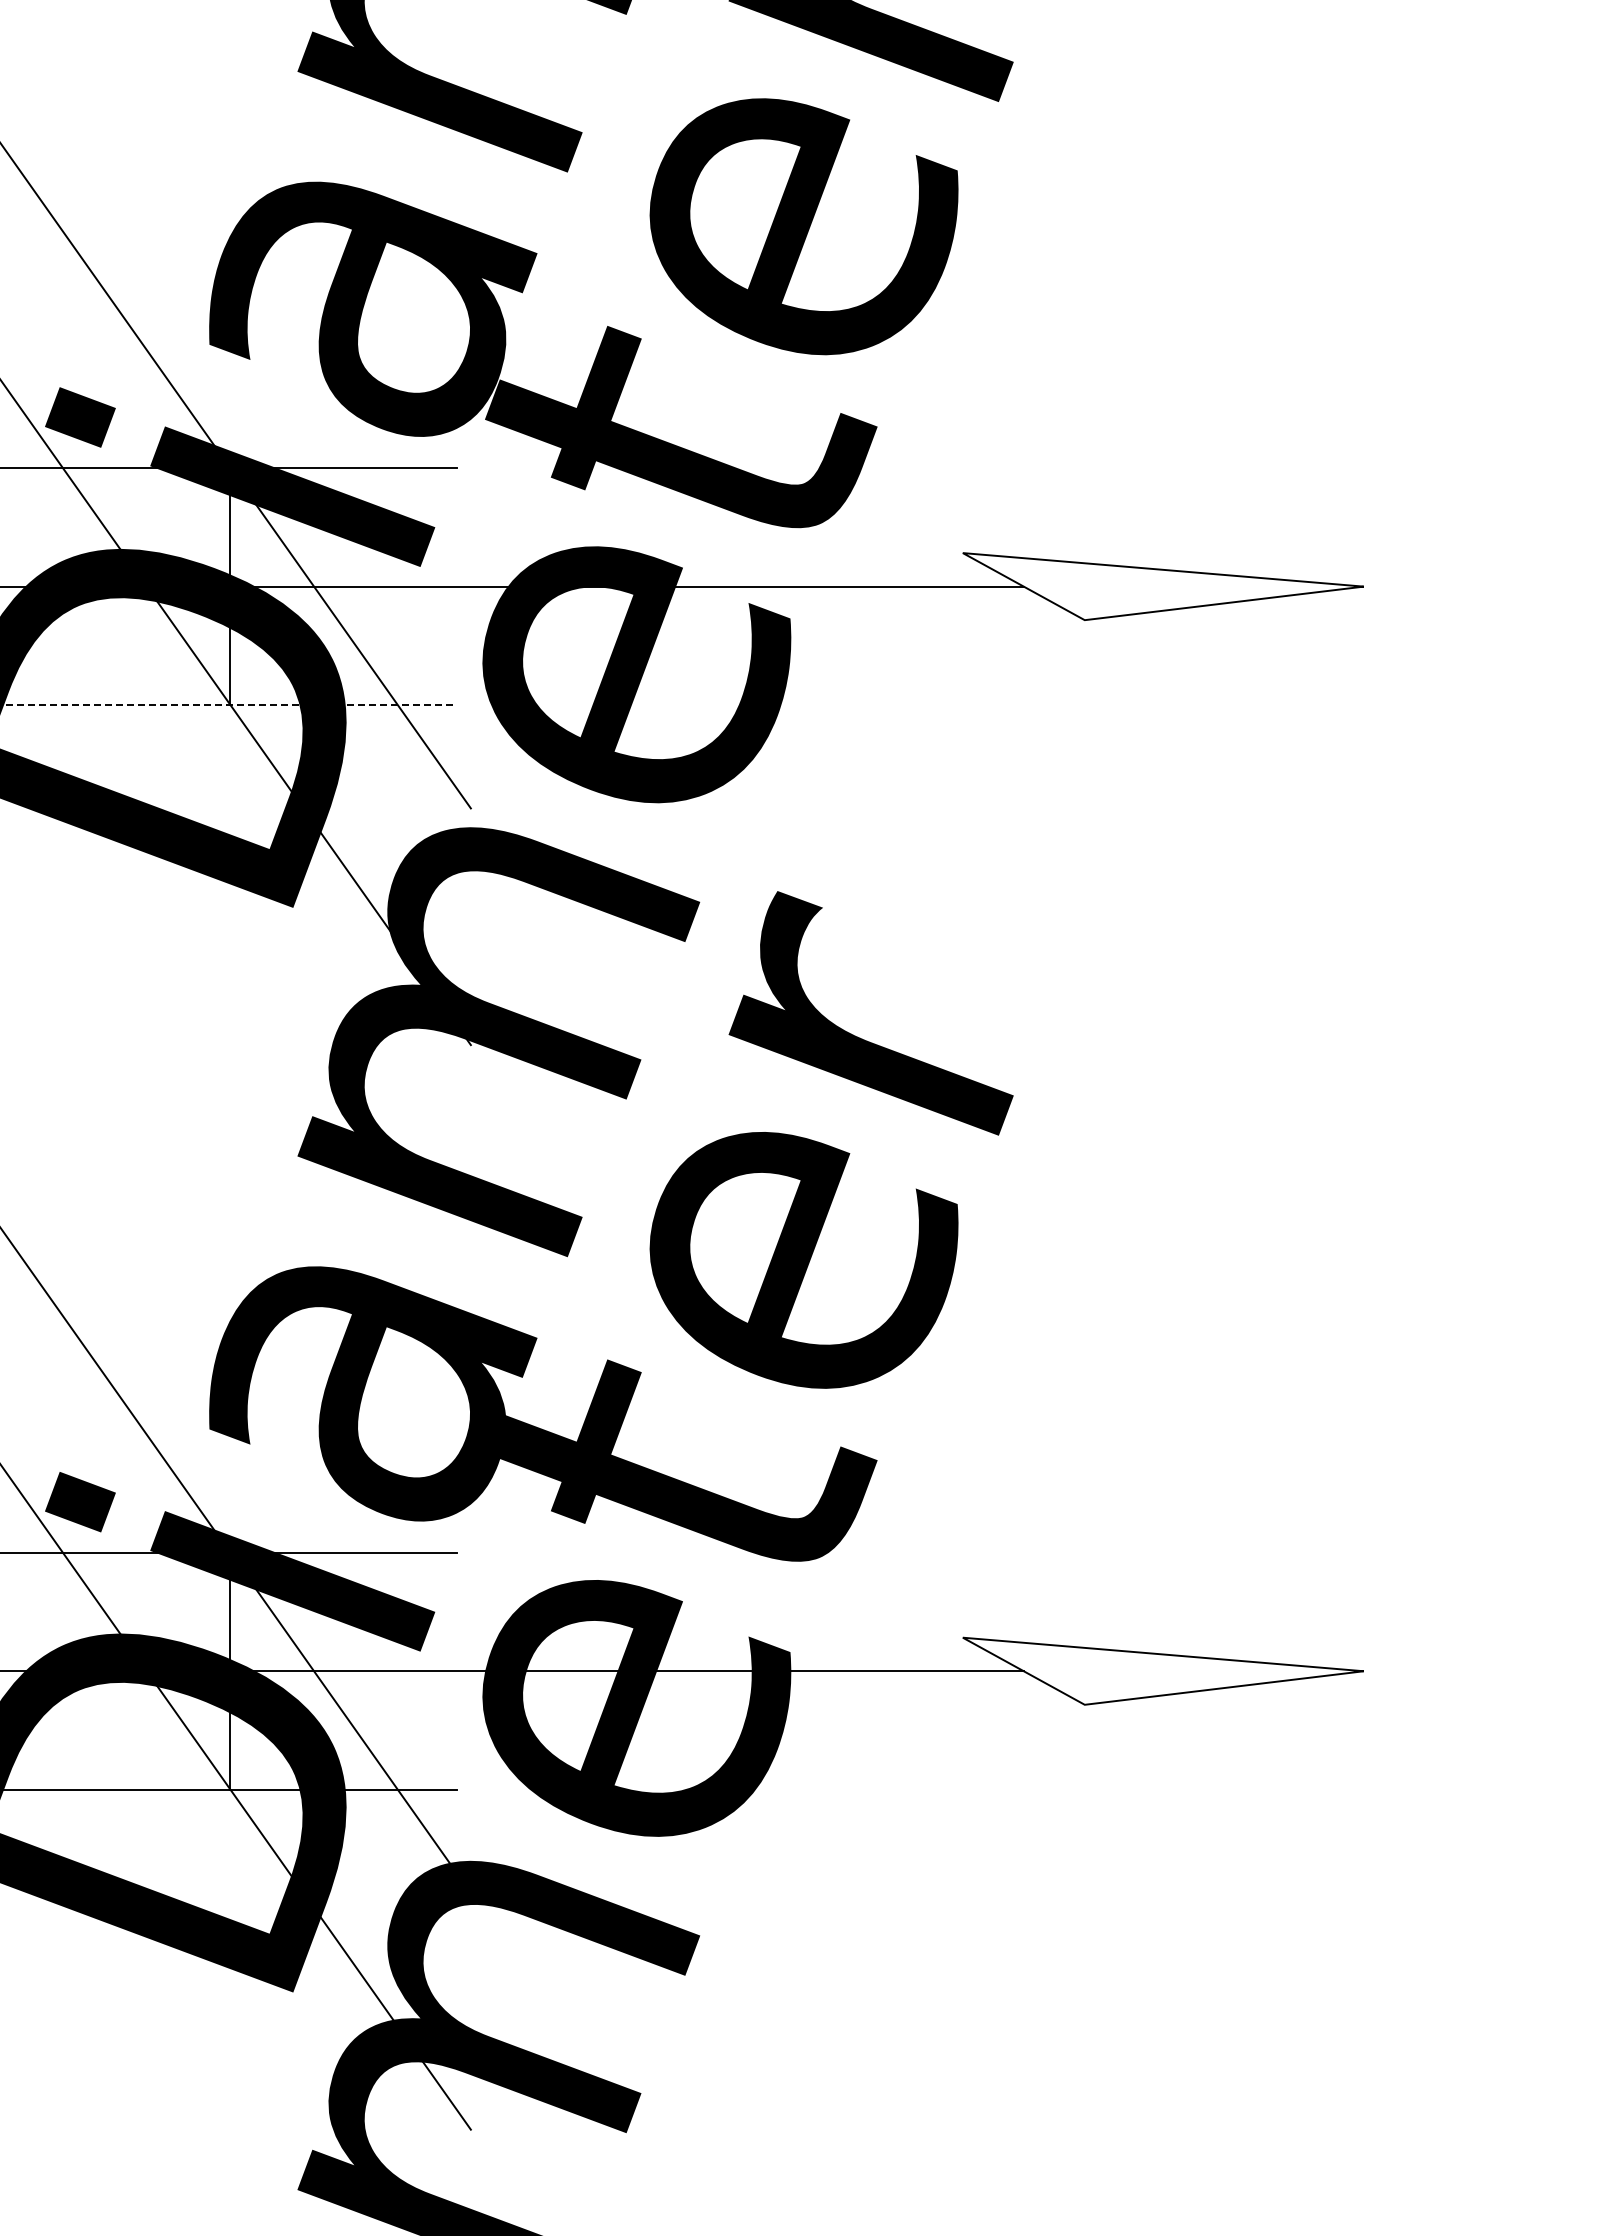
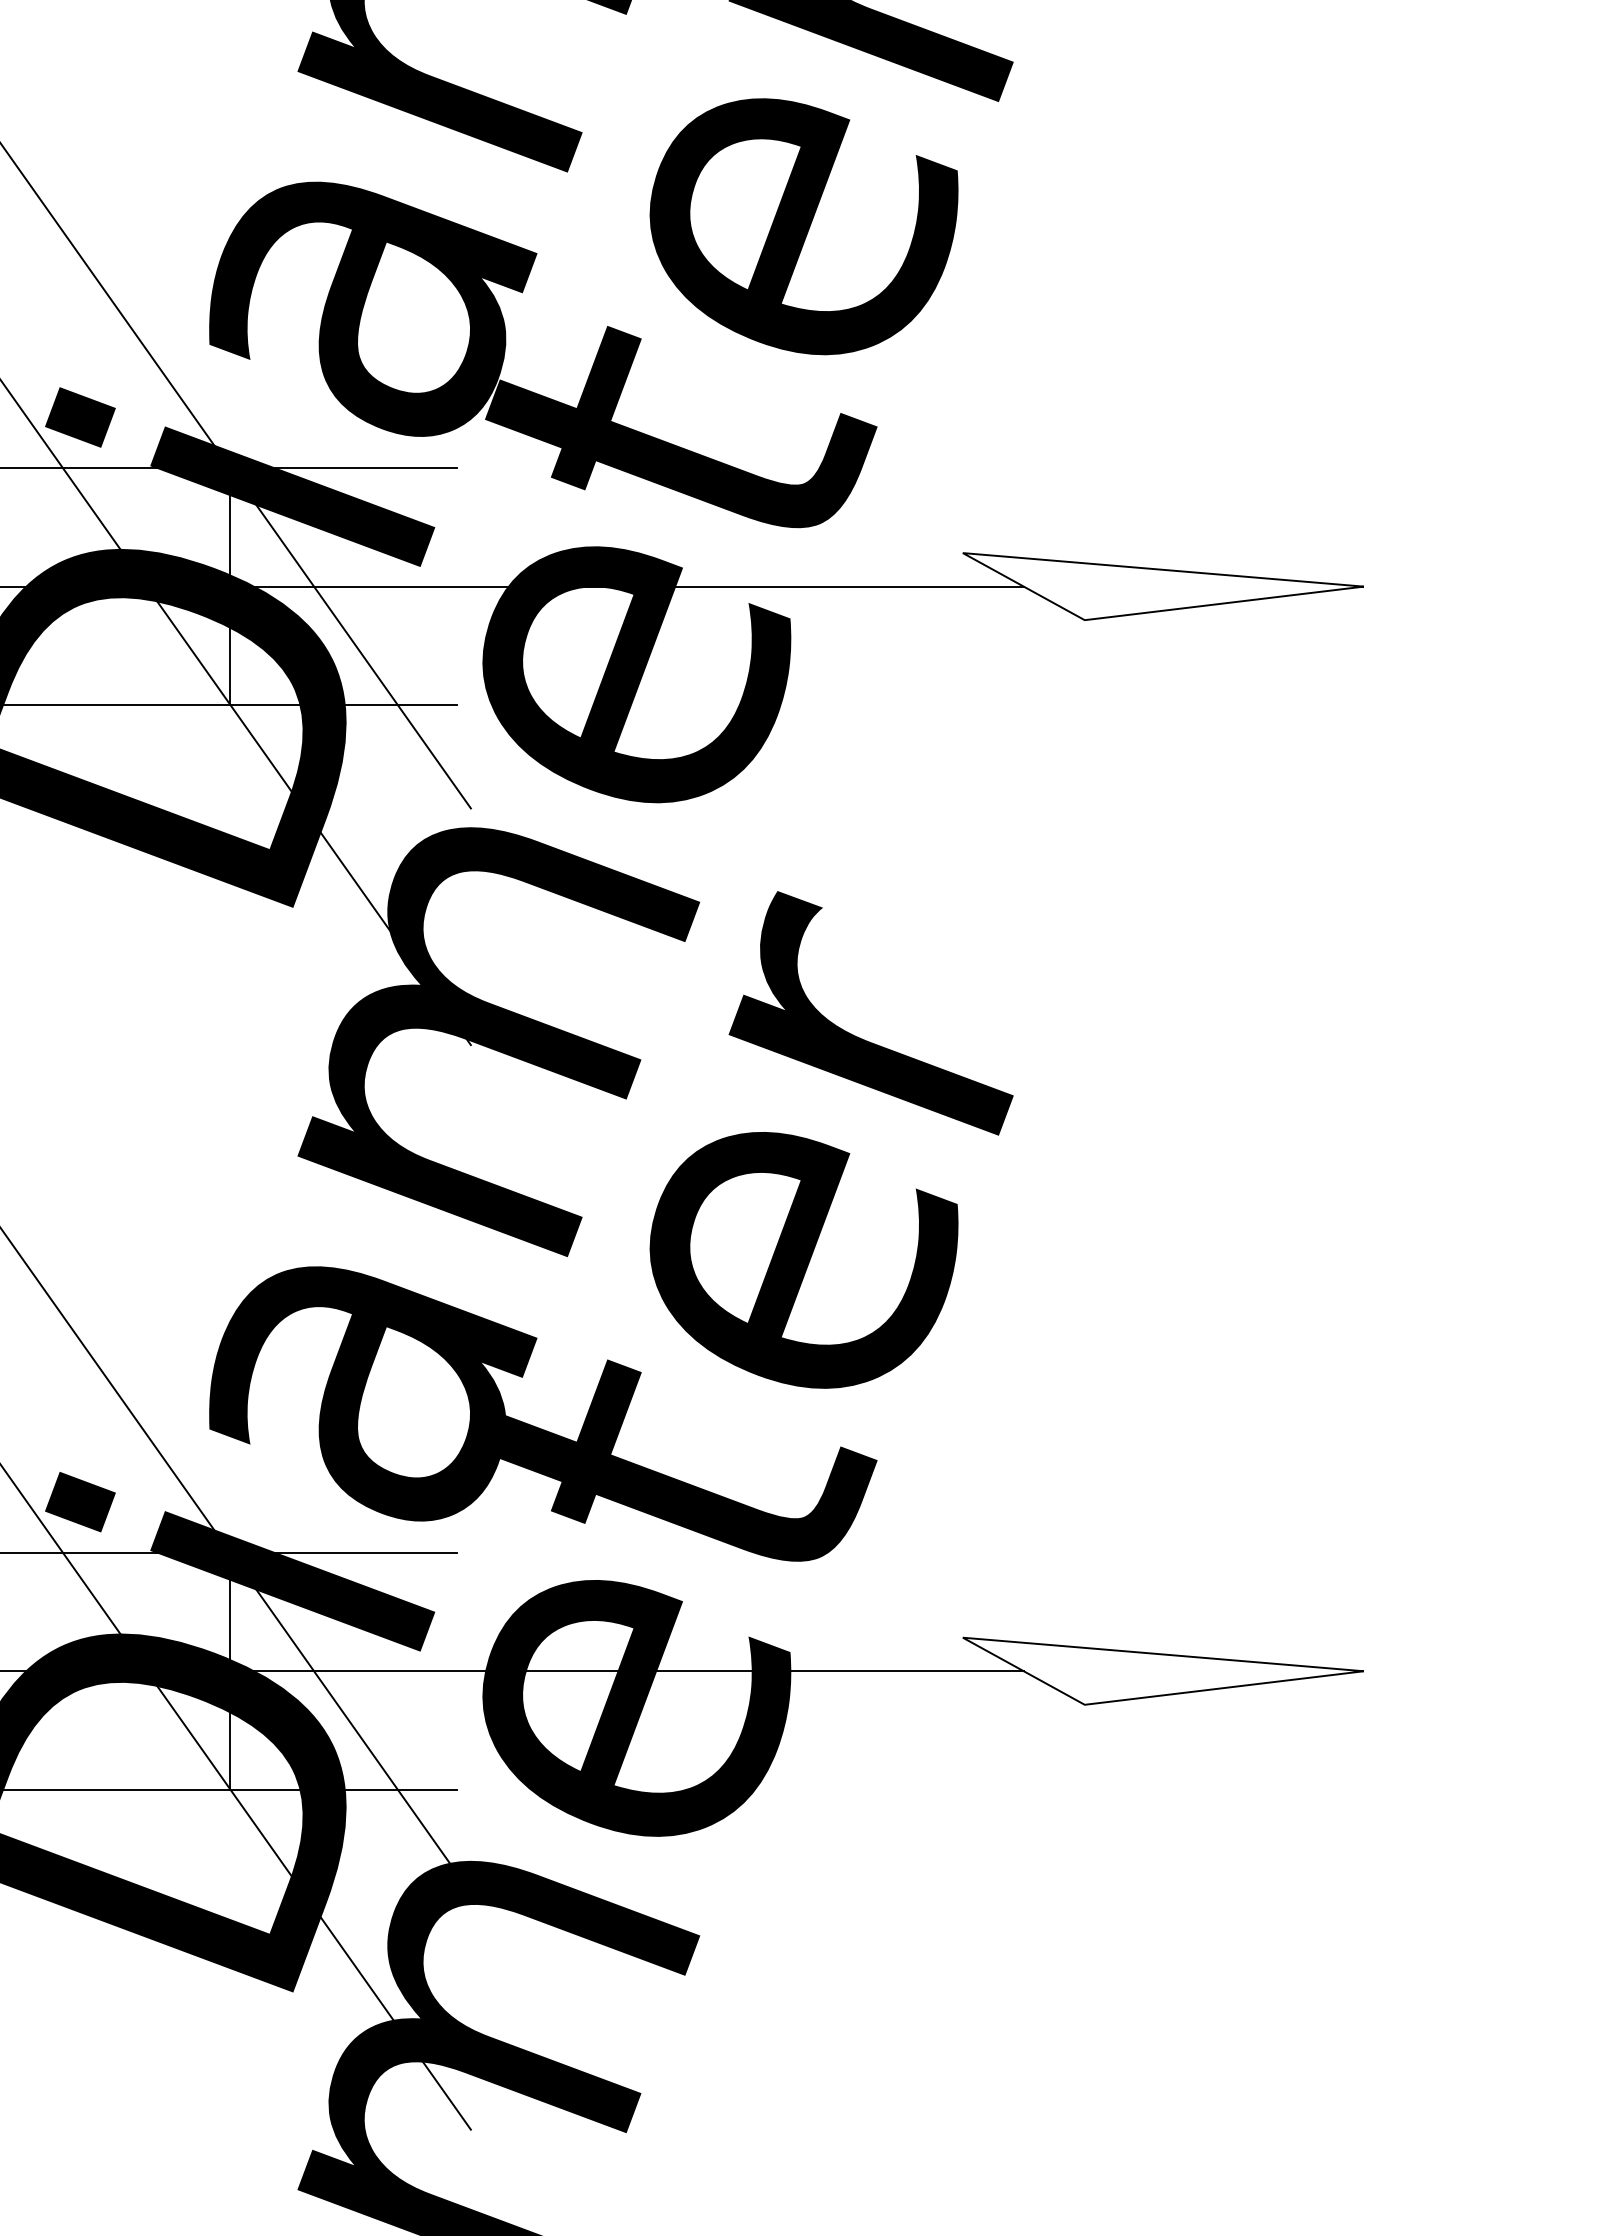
line: dashed -> solid (229, 704)
